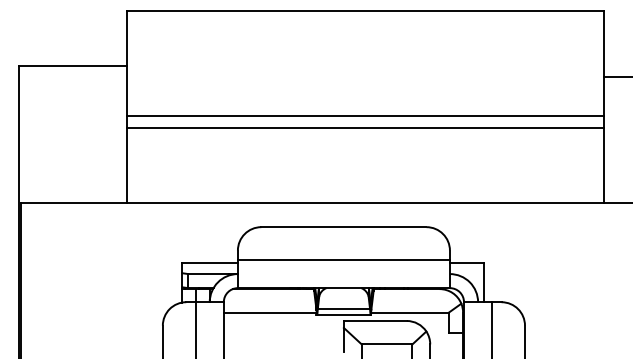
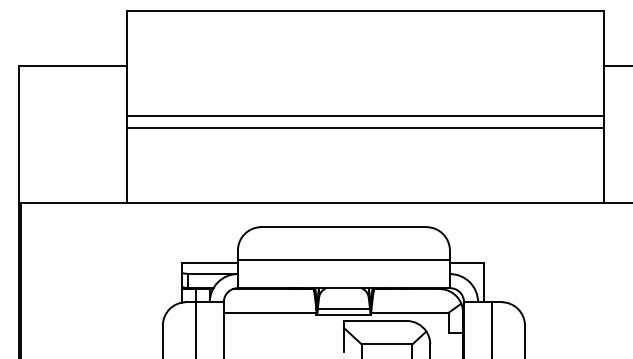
line position: (616, 76) -> (616, 65) (616, 65)
